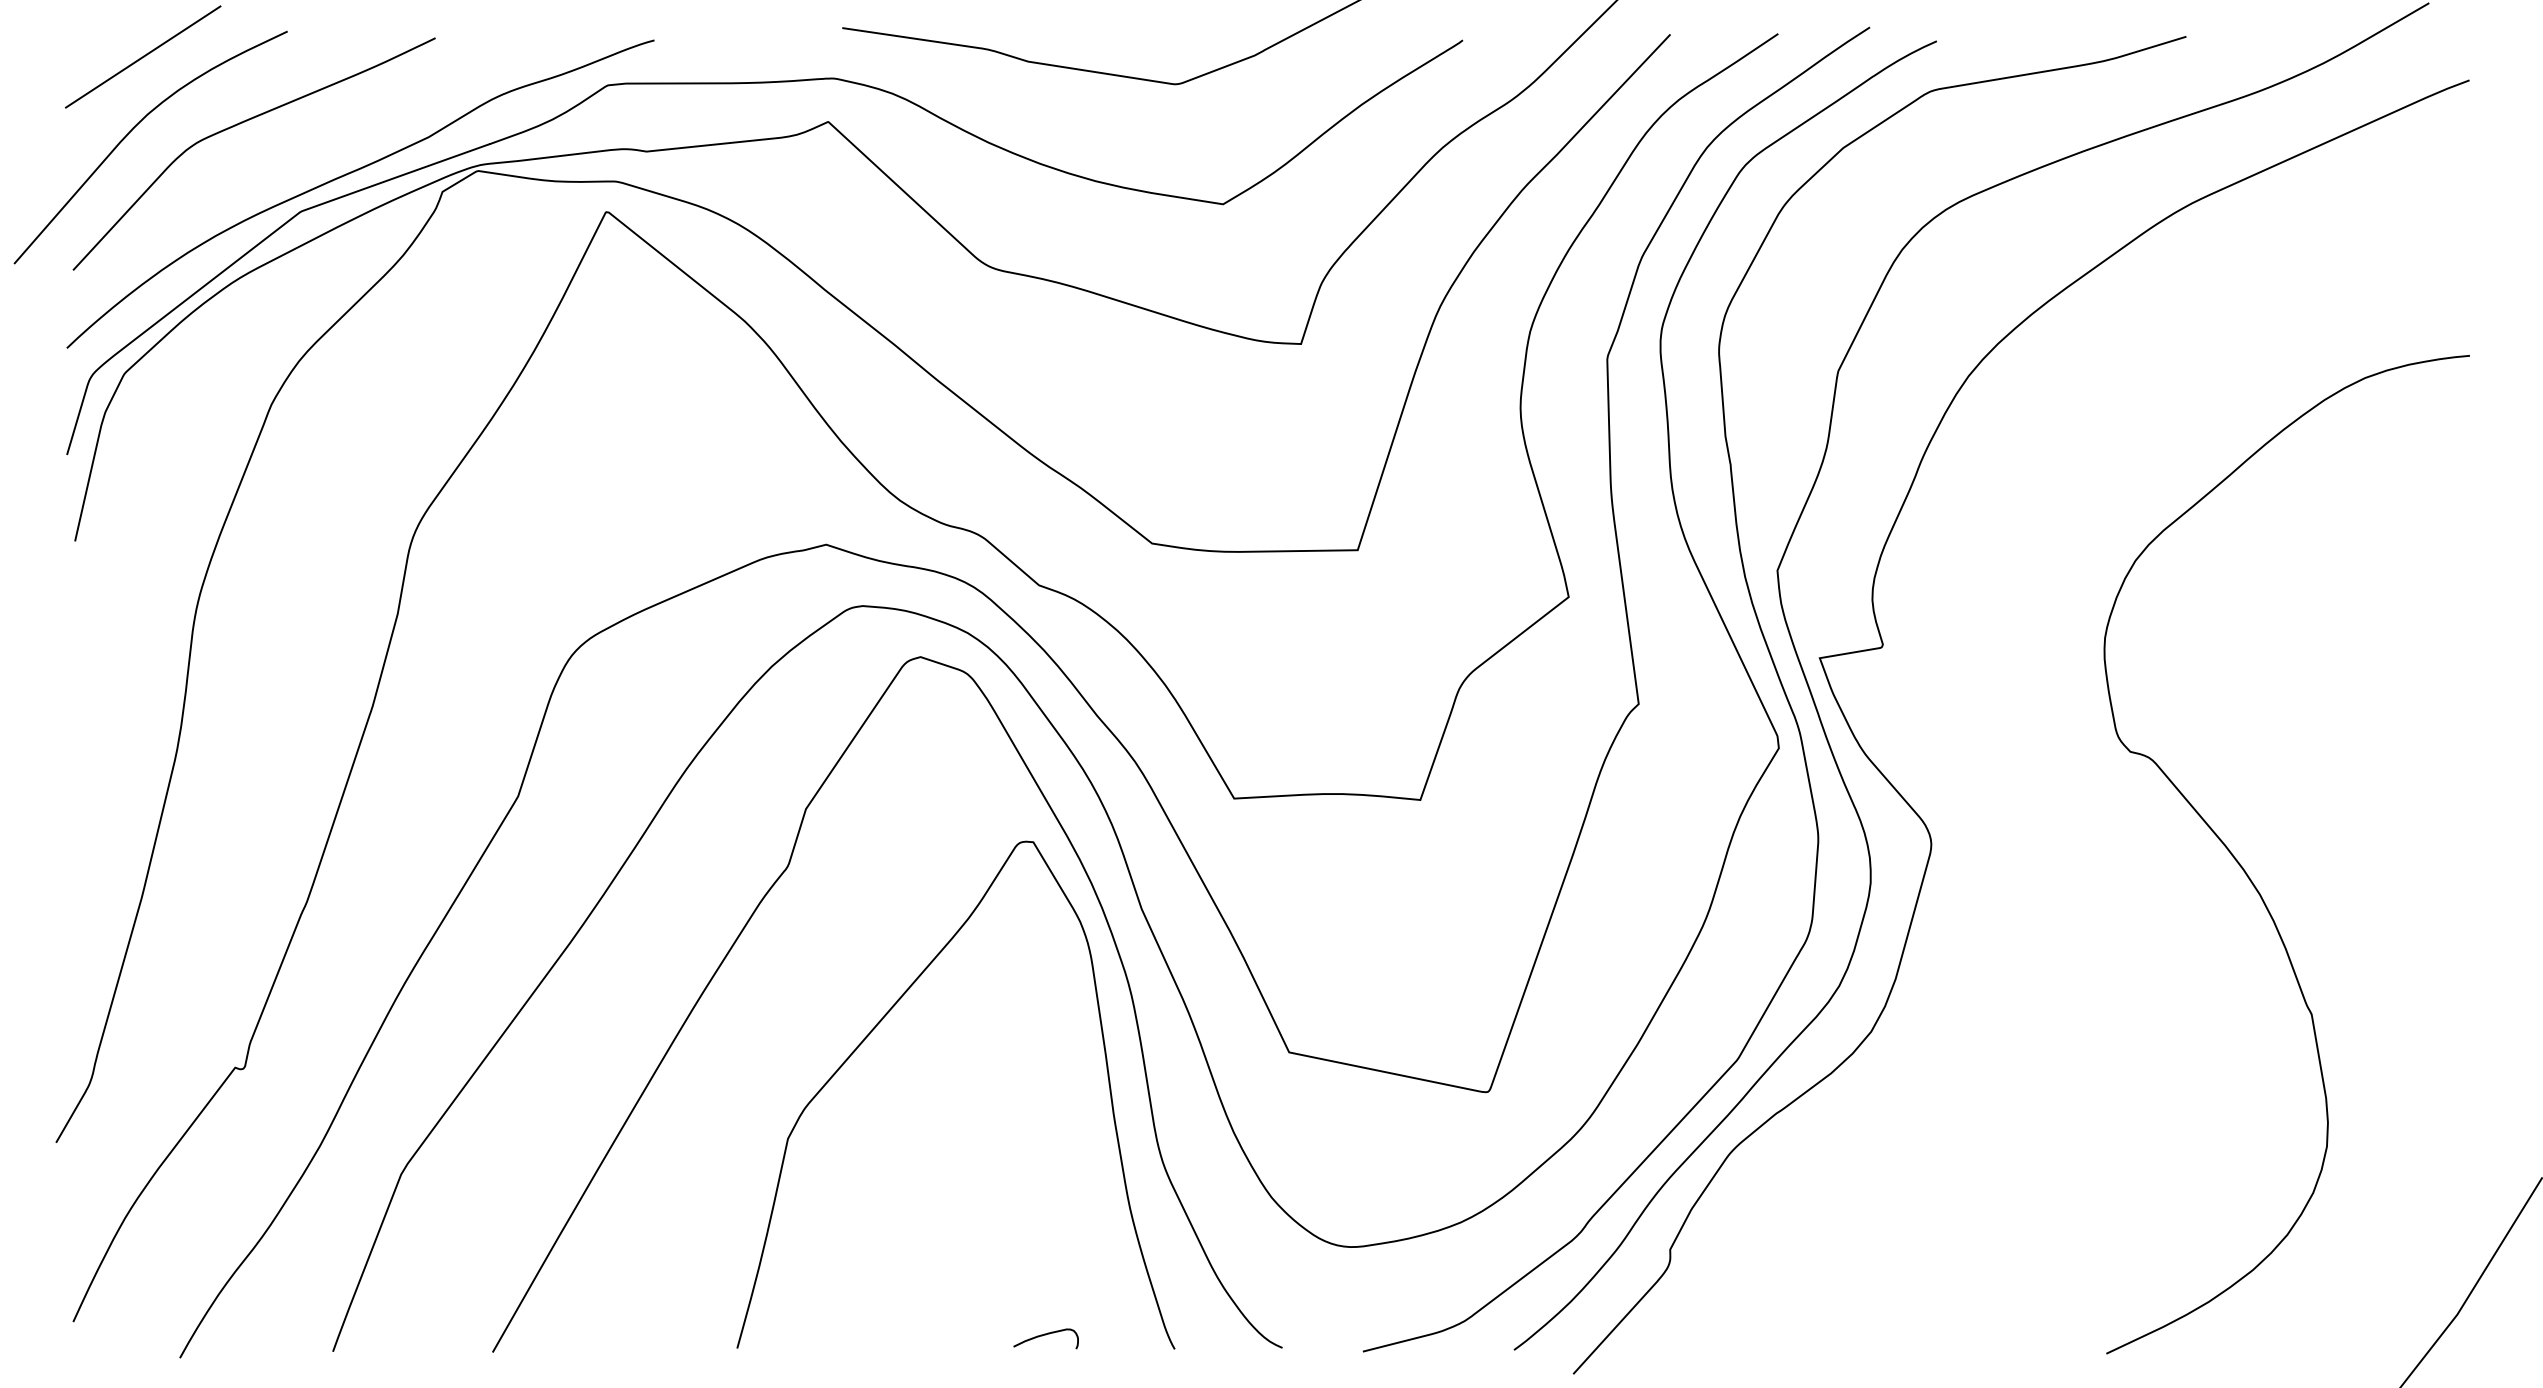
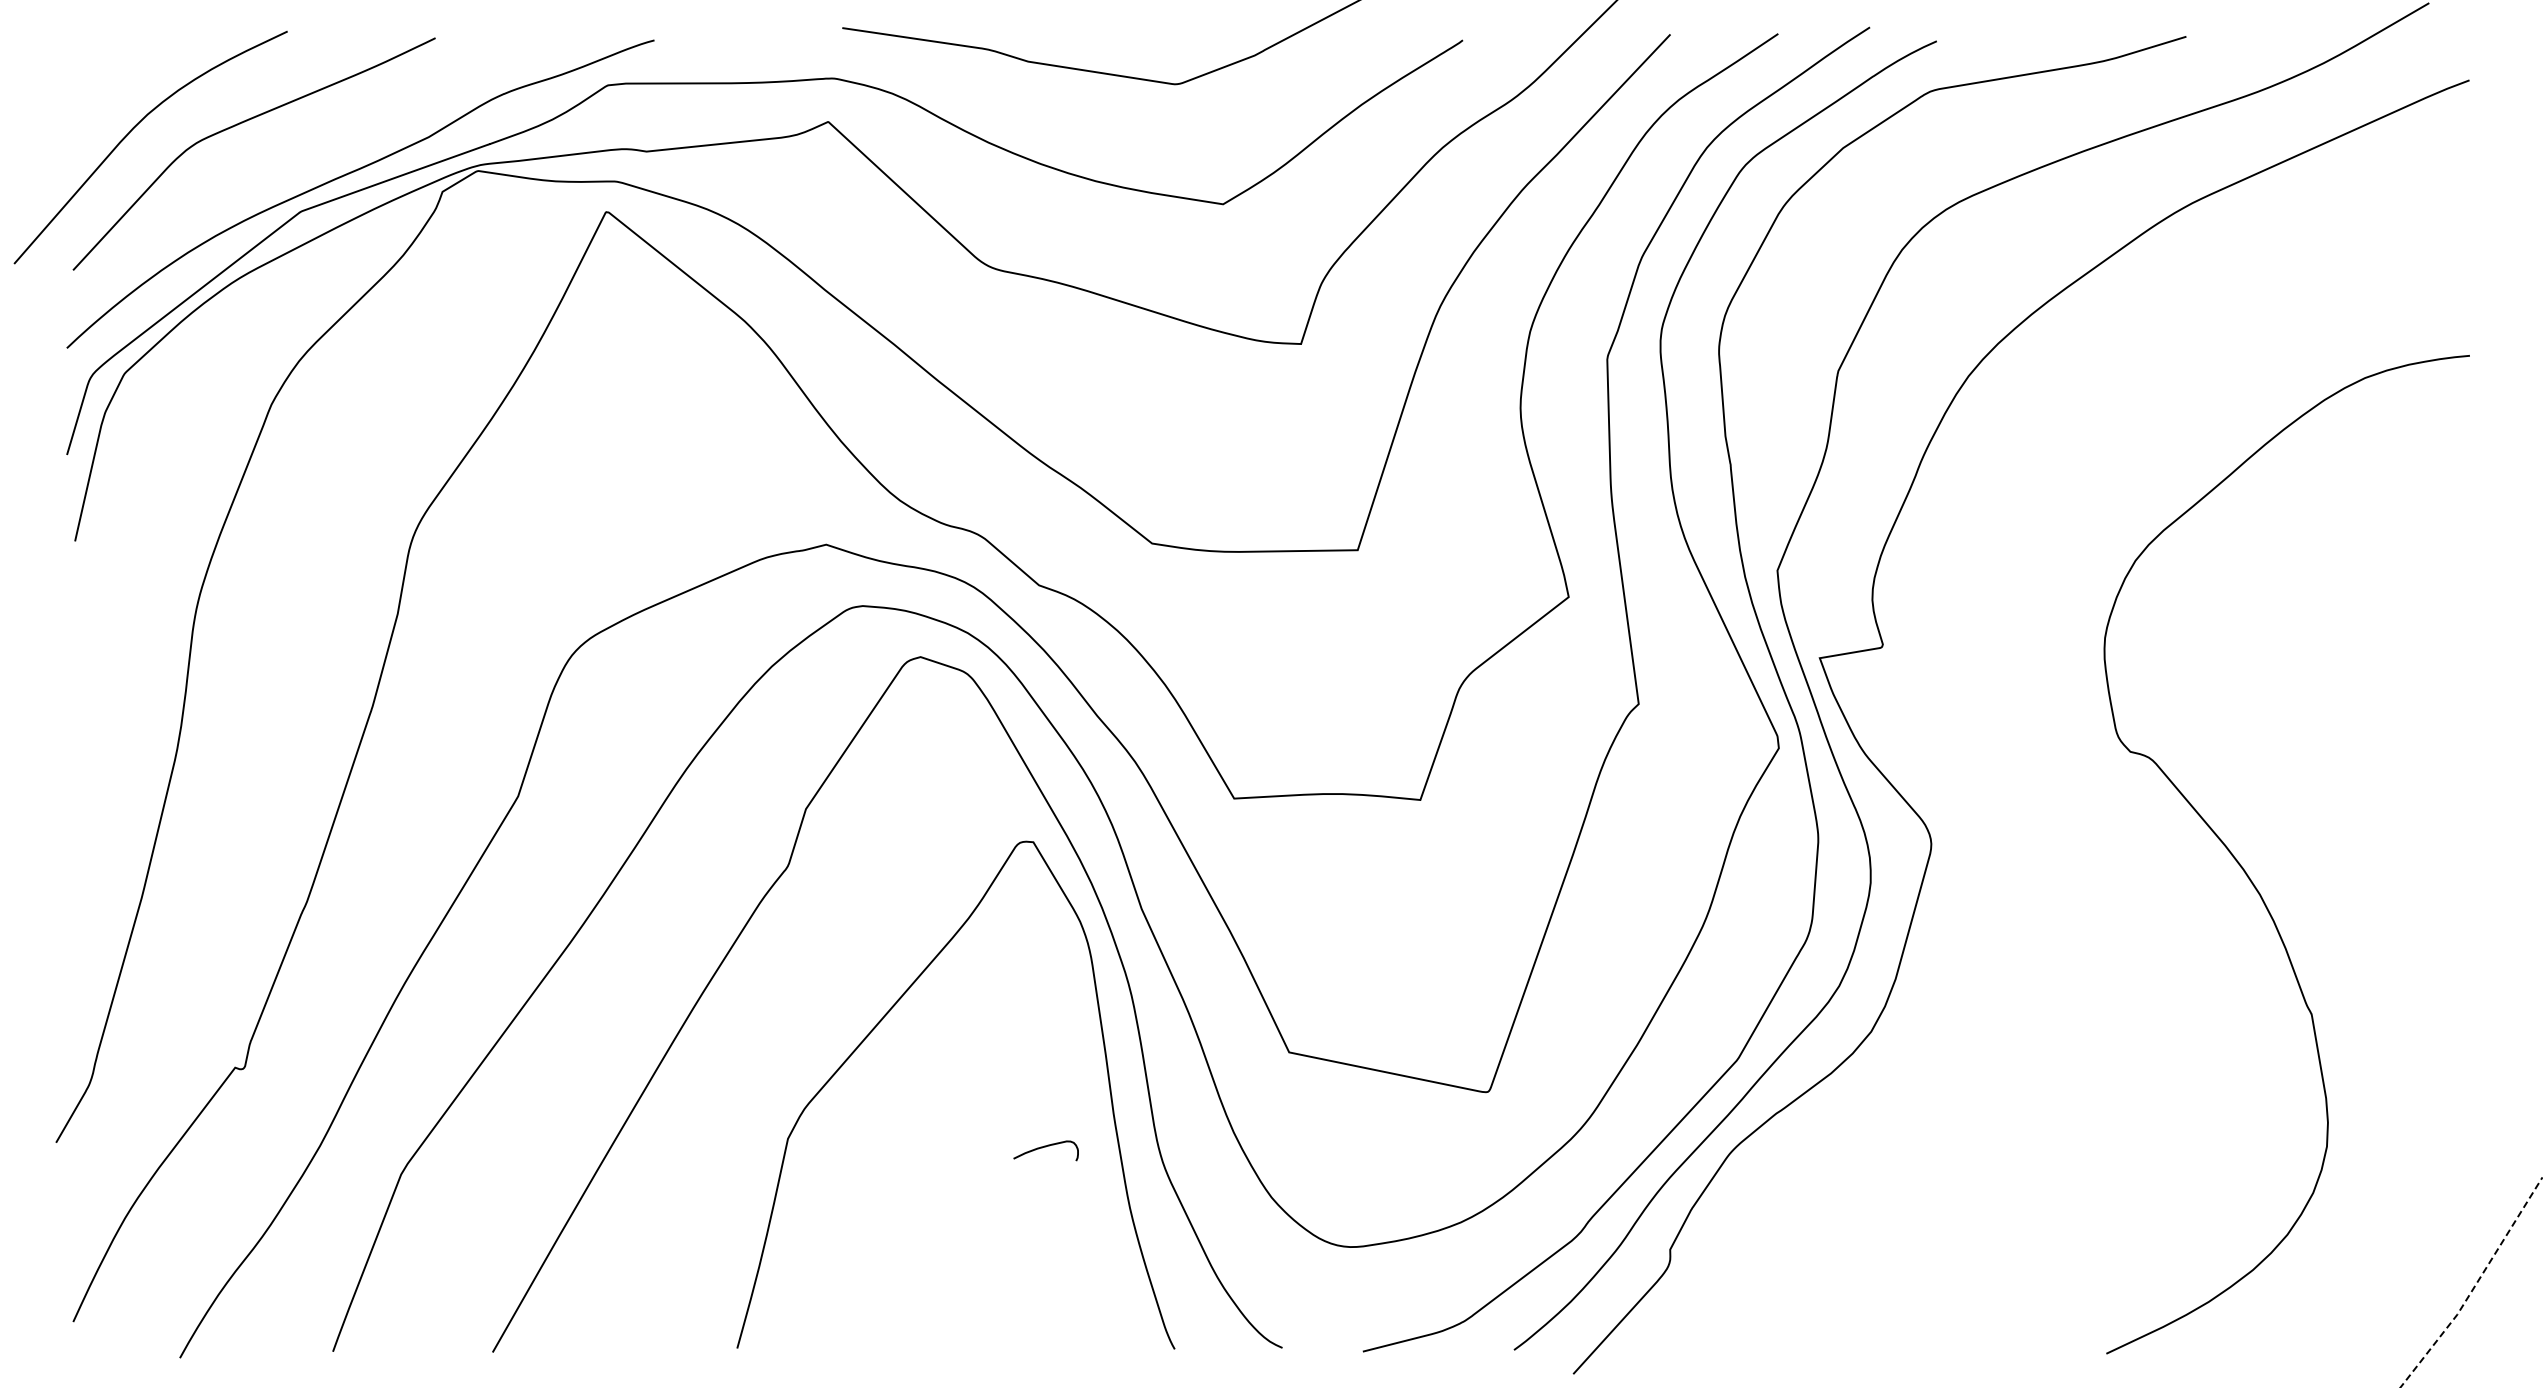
line: present -> none (143, 56)
line: solid -> dashed (2475, 1285)
curve position: (1045, 1335) -> (1045, 1147) (1045, 1147)
